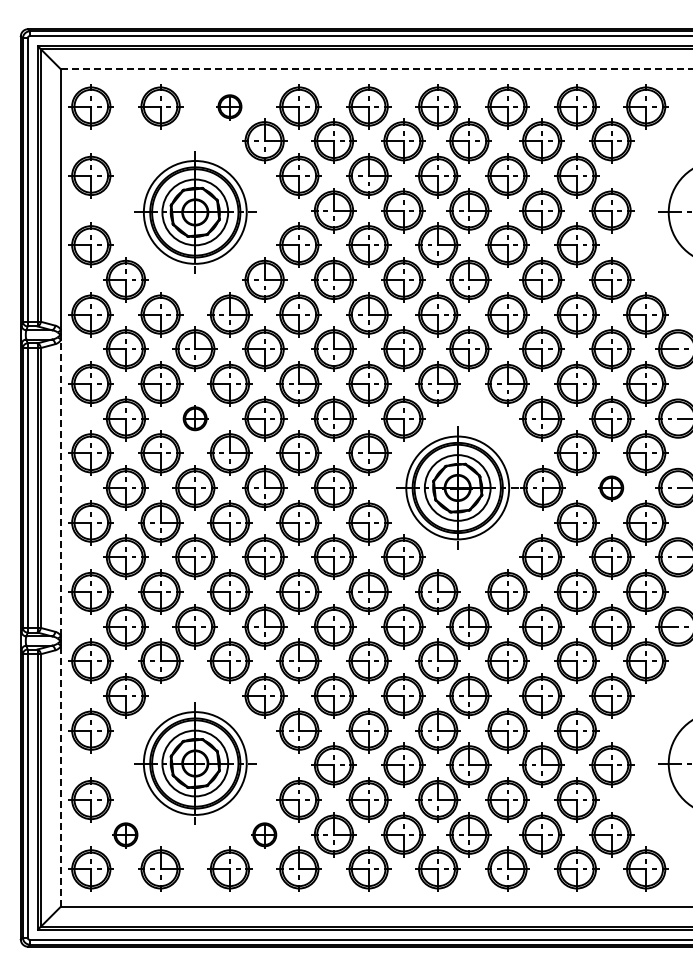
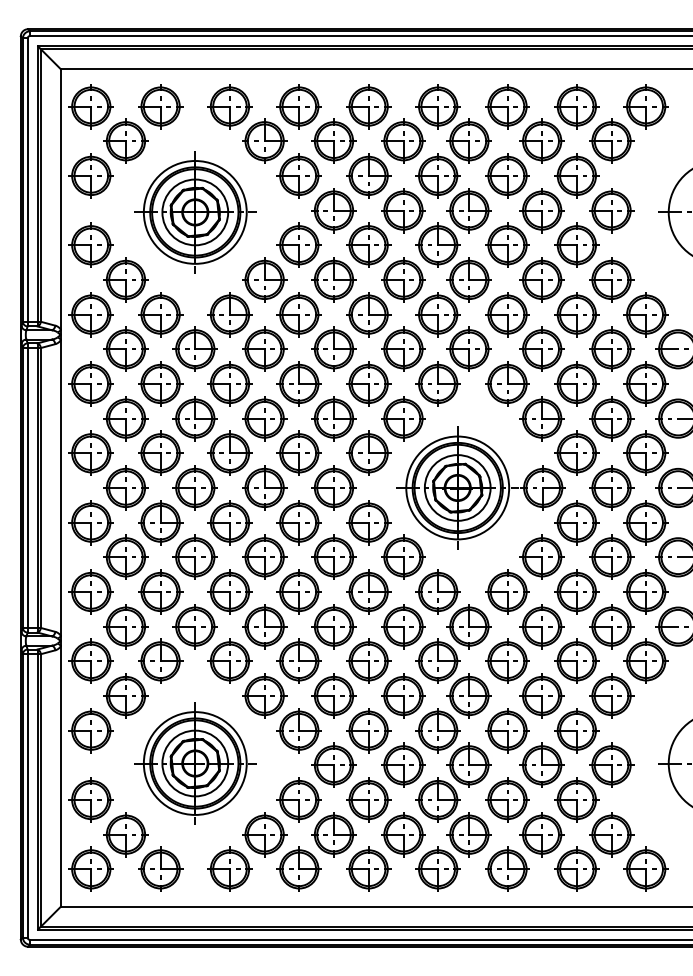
line: dashed -> solid (376, 69)
part size: 27x27 px -> 46x46 px (229, 106)
part: none -> present (125, 140)
part size: 27x27 px -> 46x46 px (194, 418)
line: dashed -> solid (61, 487)
part size: 27x27 px -> 46x46 px (611, 487)
line: dashed -> solid (61, 775)
part size: 27x27 px -> 46x46 px (125, 834)
part size: 27x27 px -> 46x46 px (264, 834)
